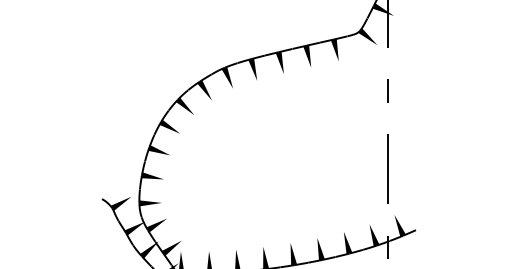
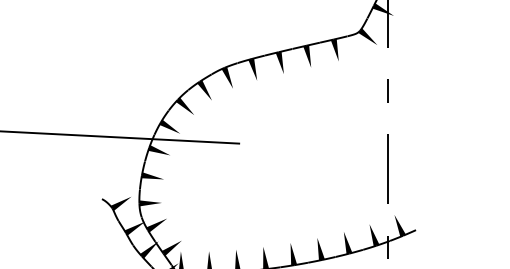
line: none -> present (120, 137)
